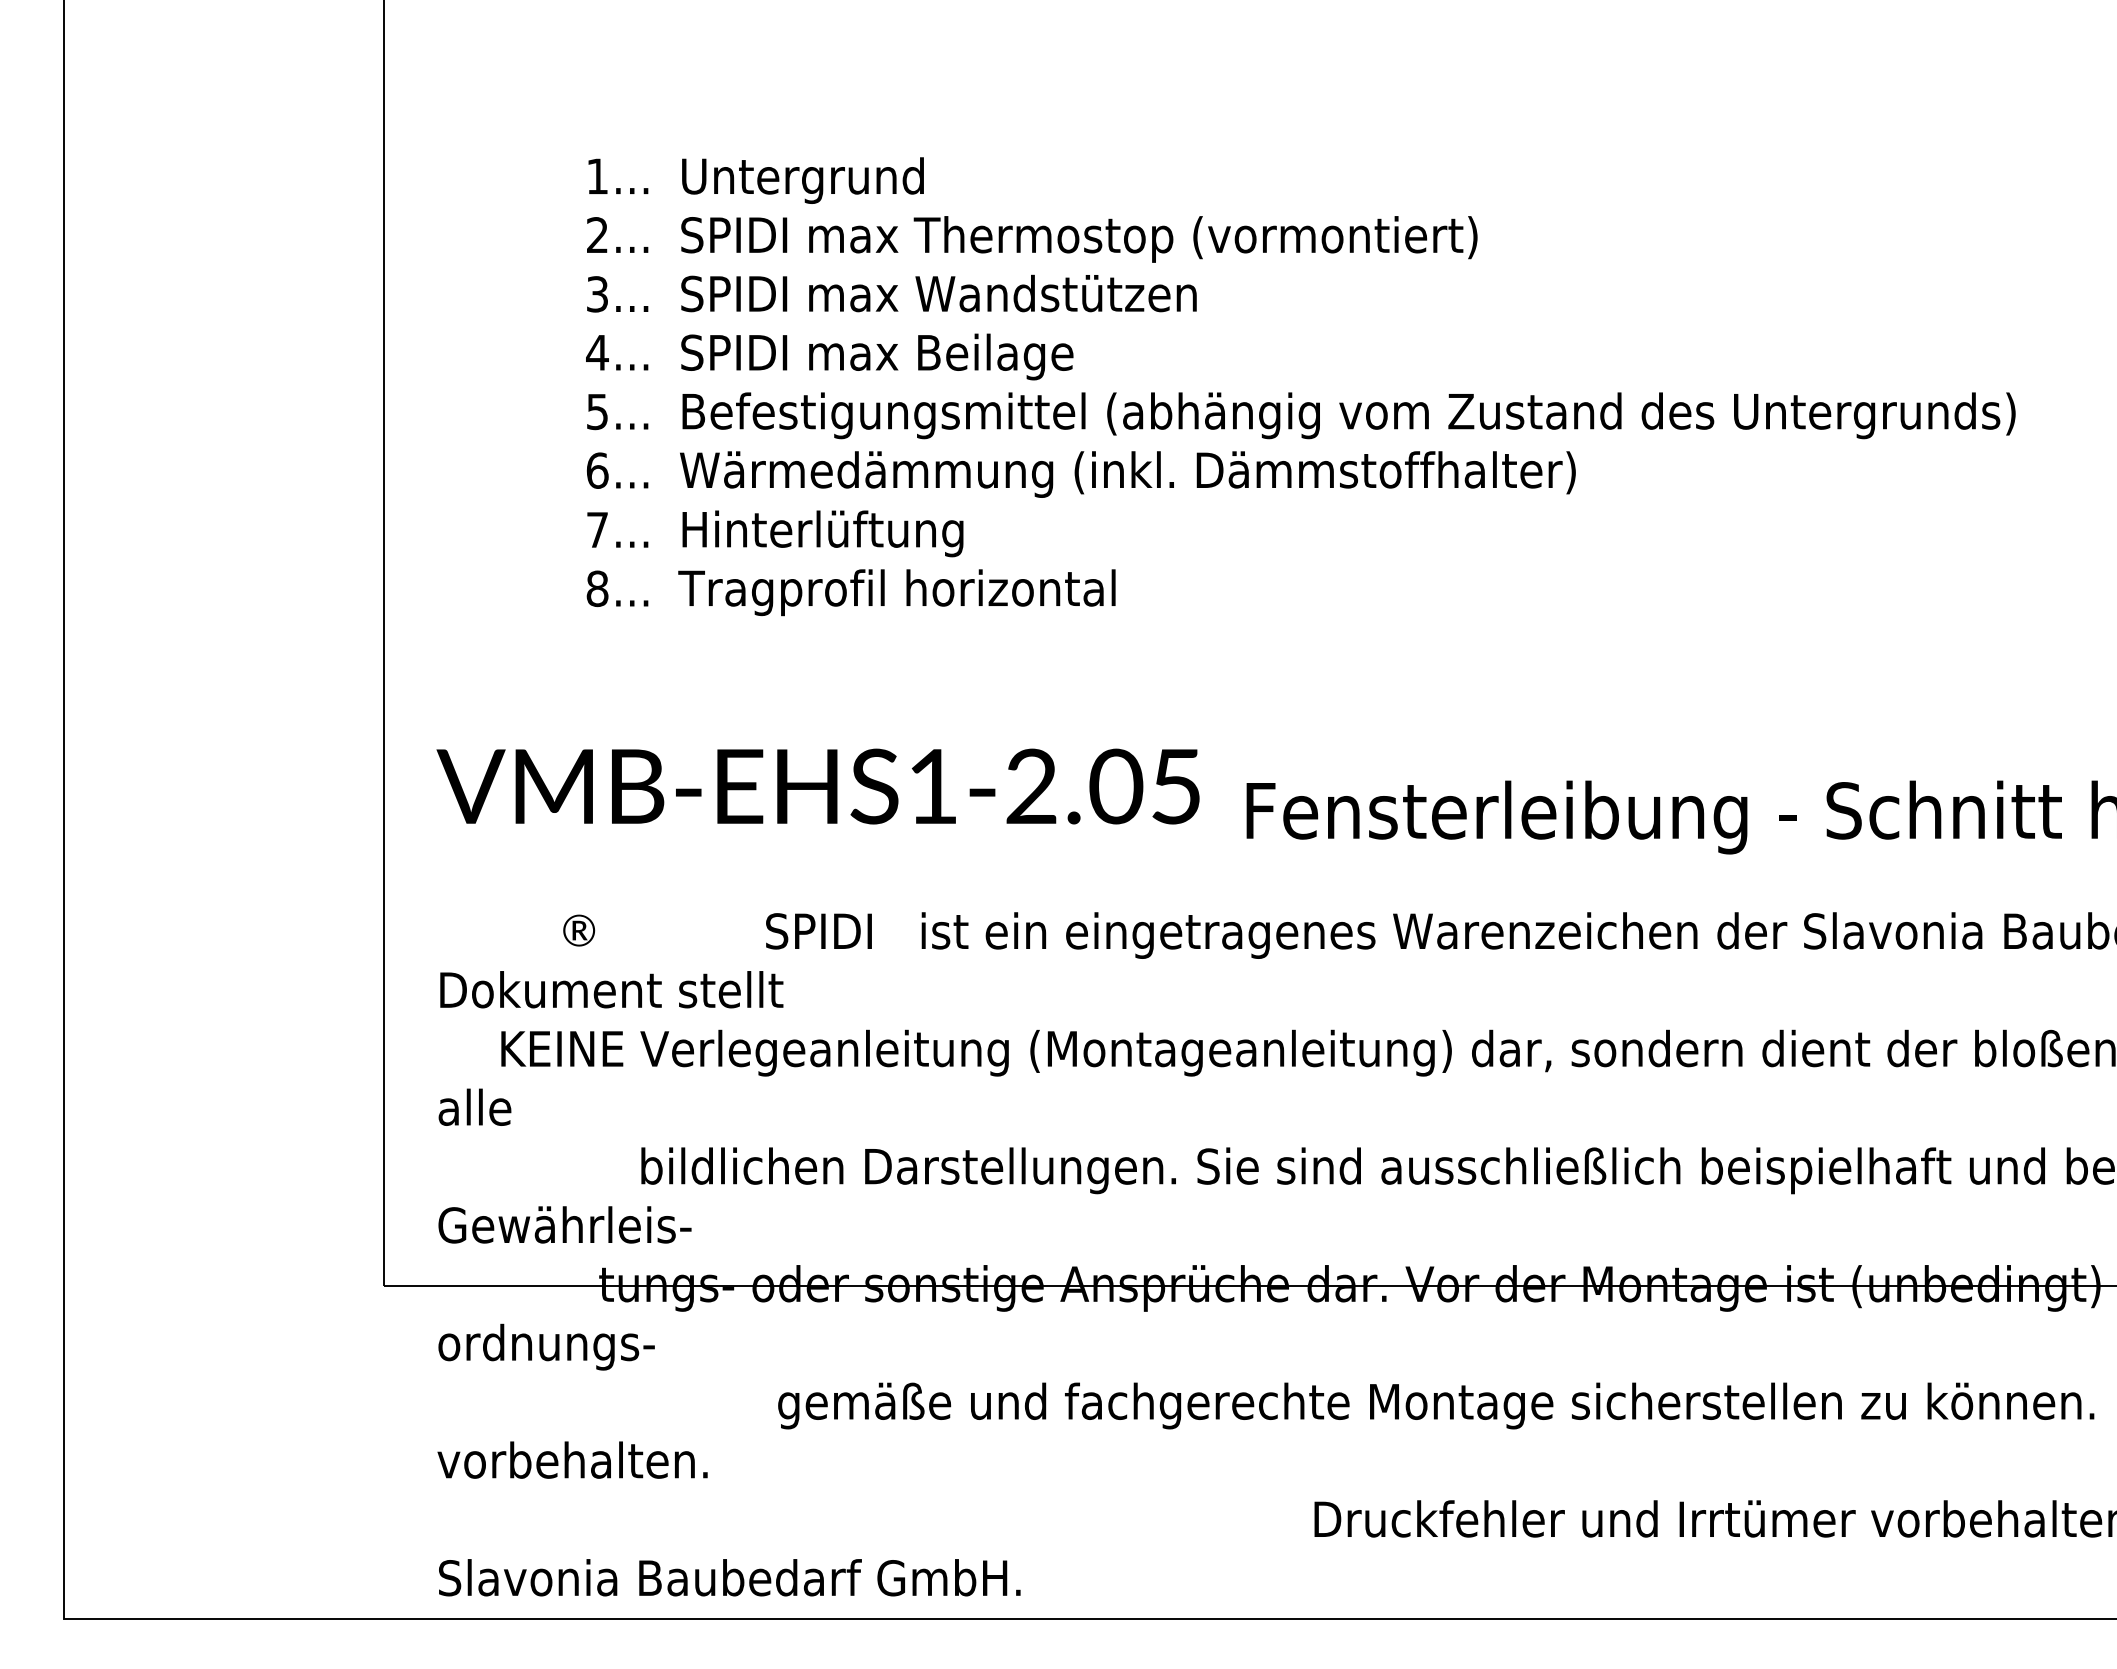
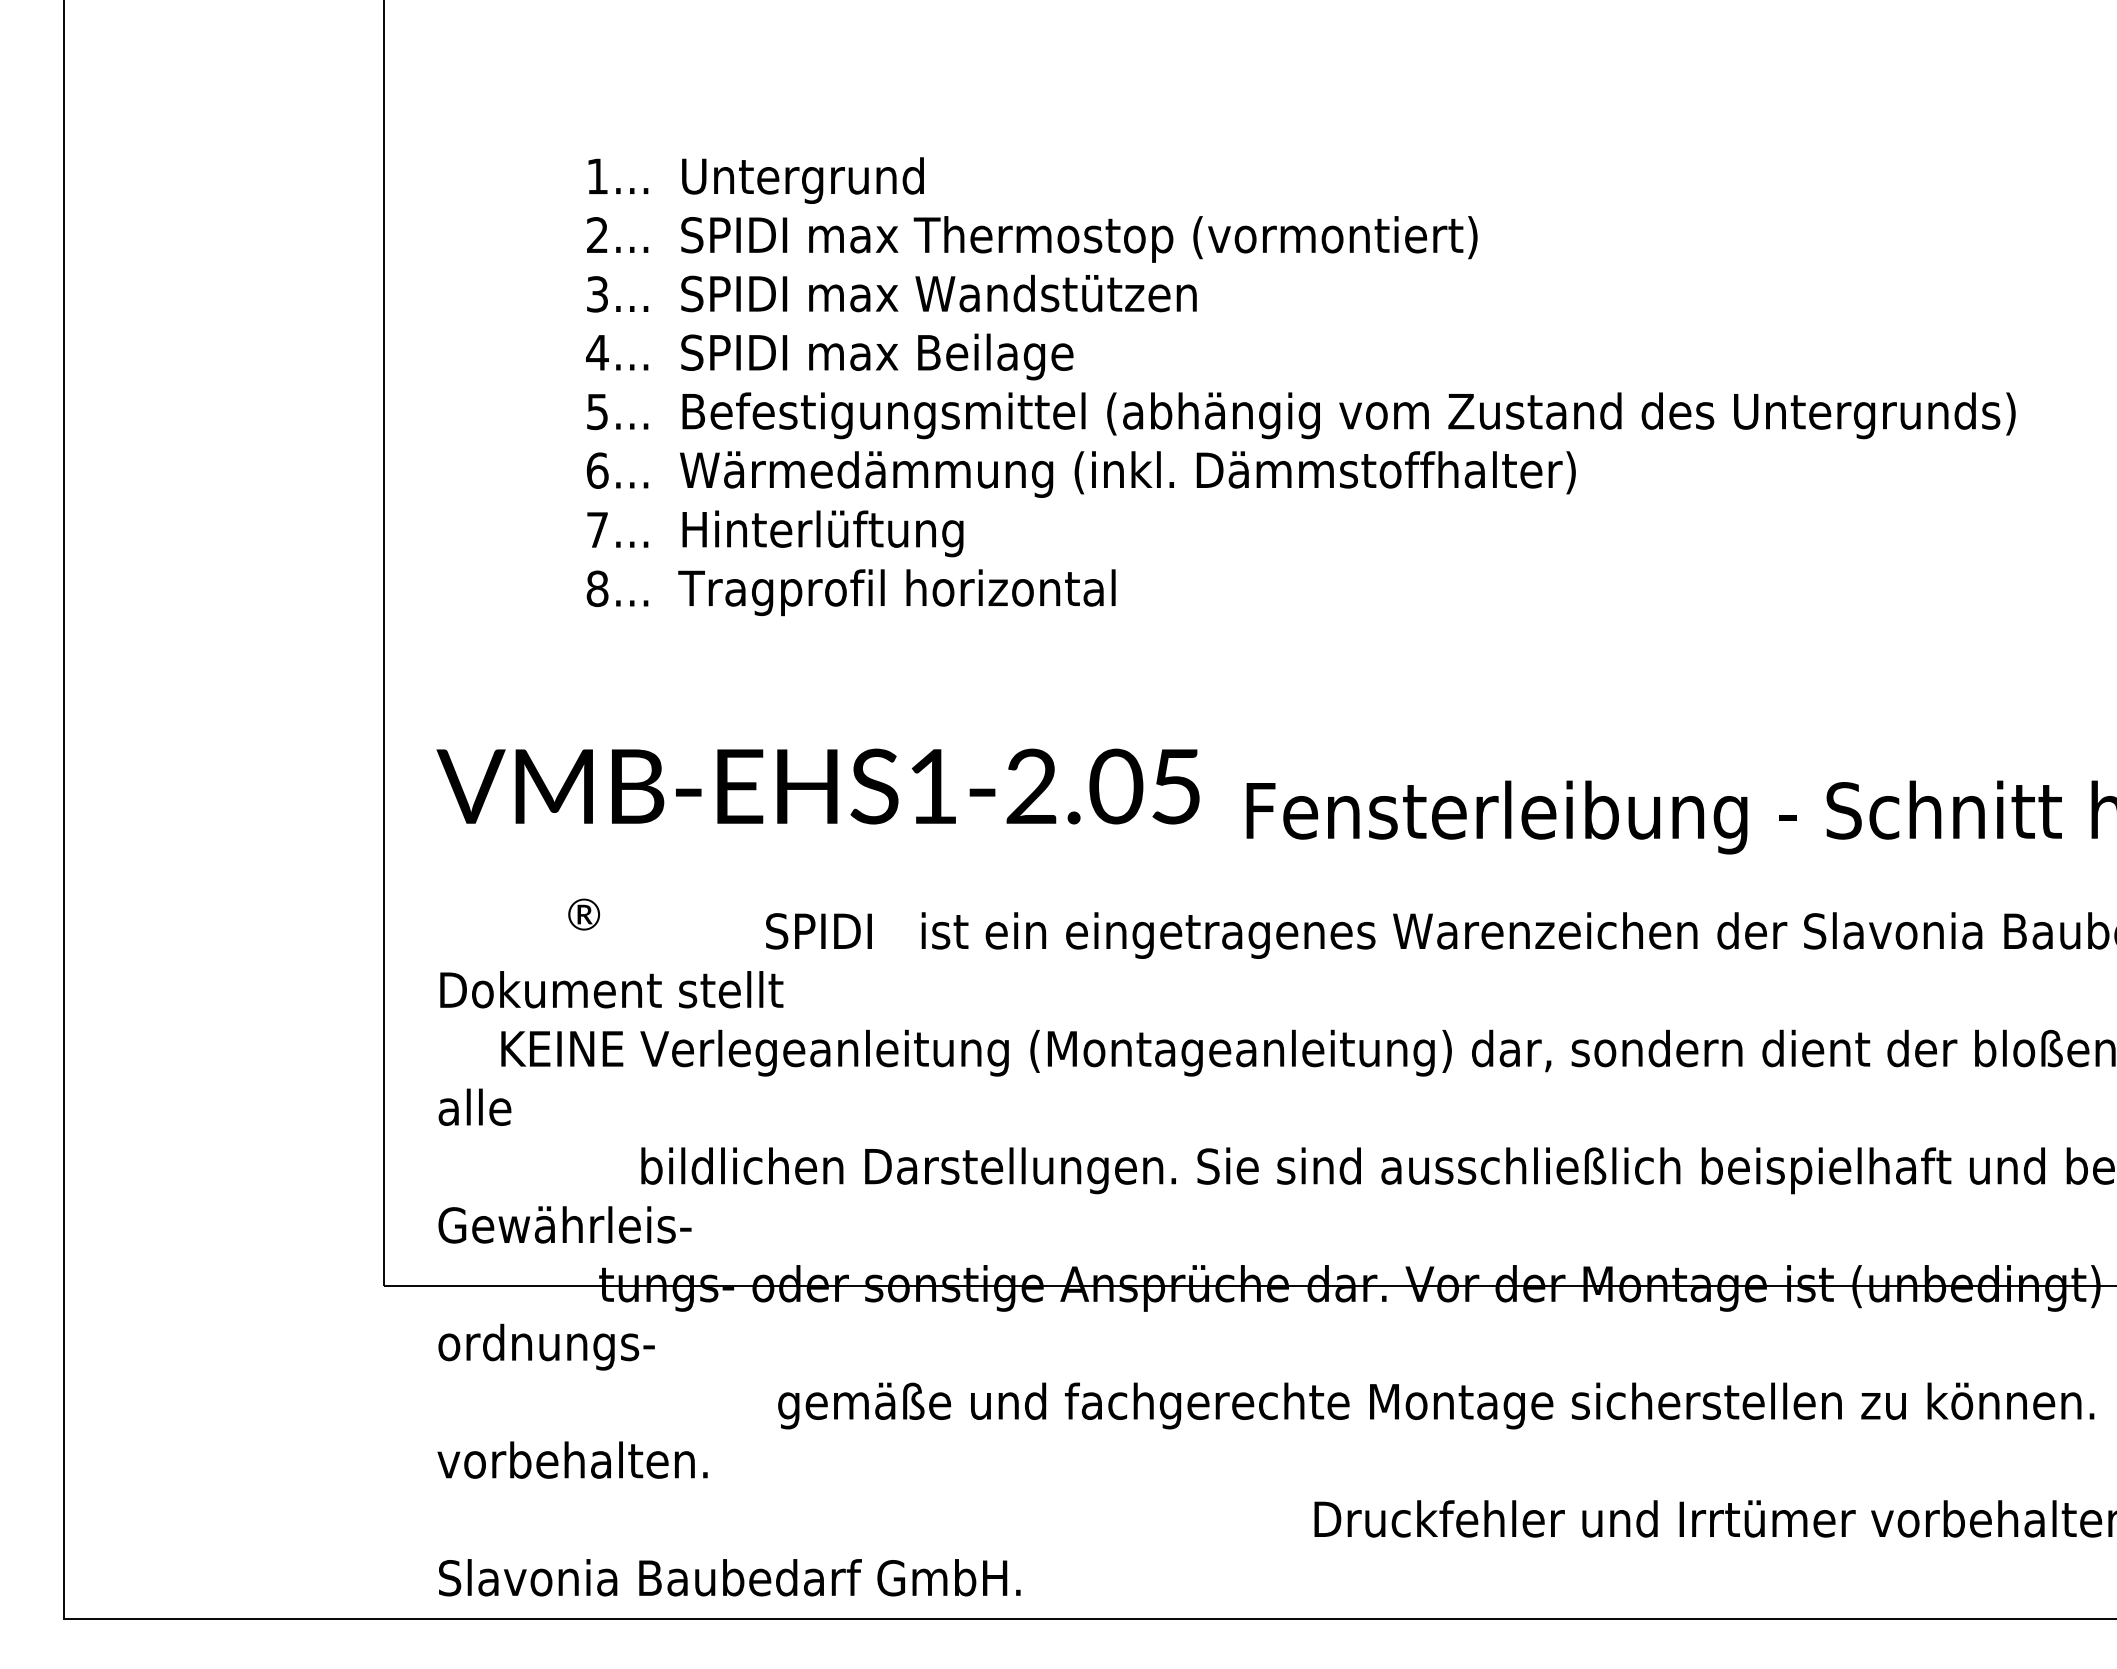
text position: (579, 930) -> (584, 914) (584, 914)
